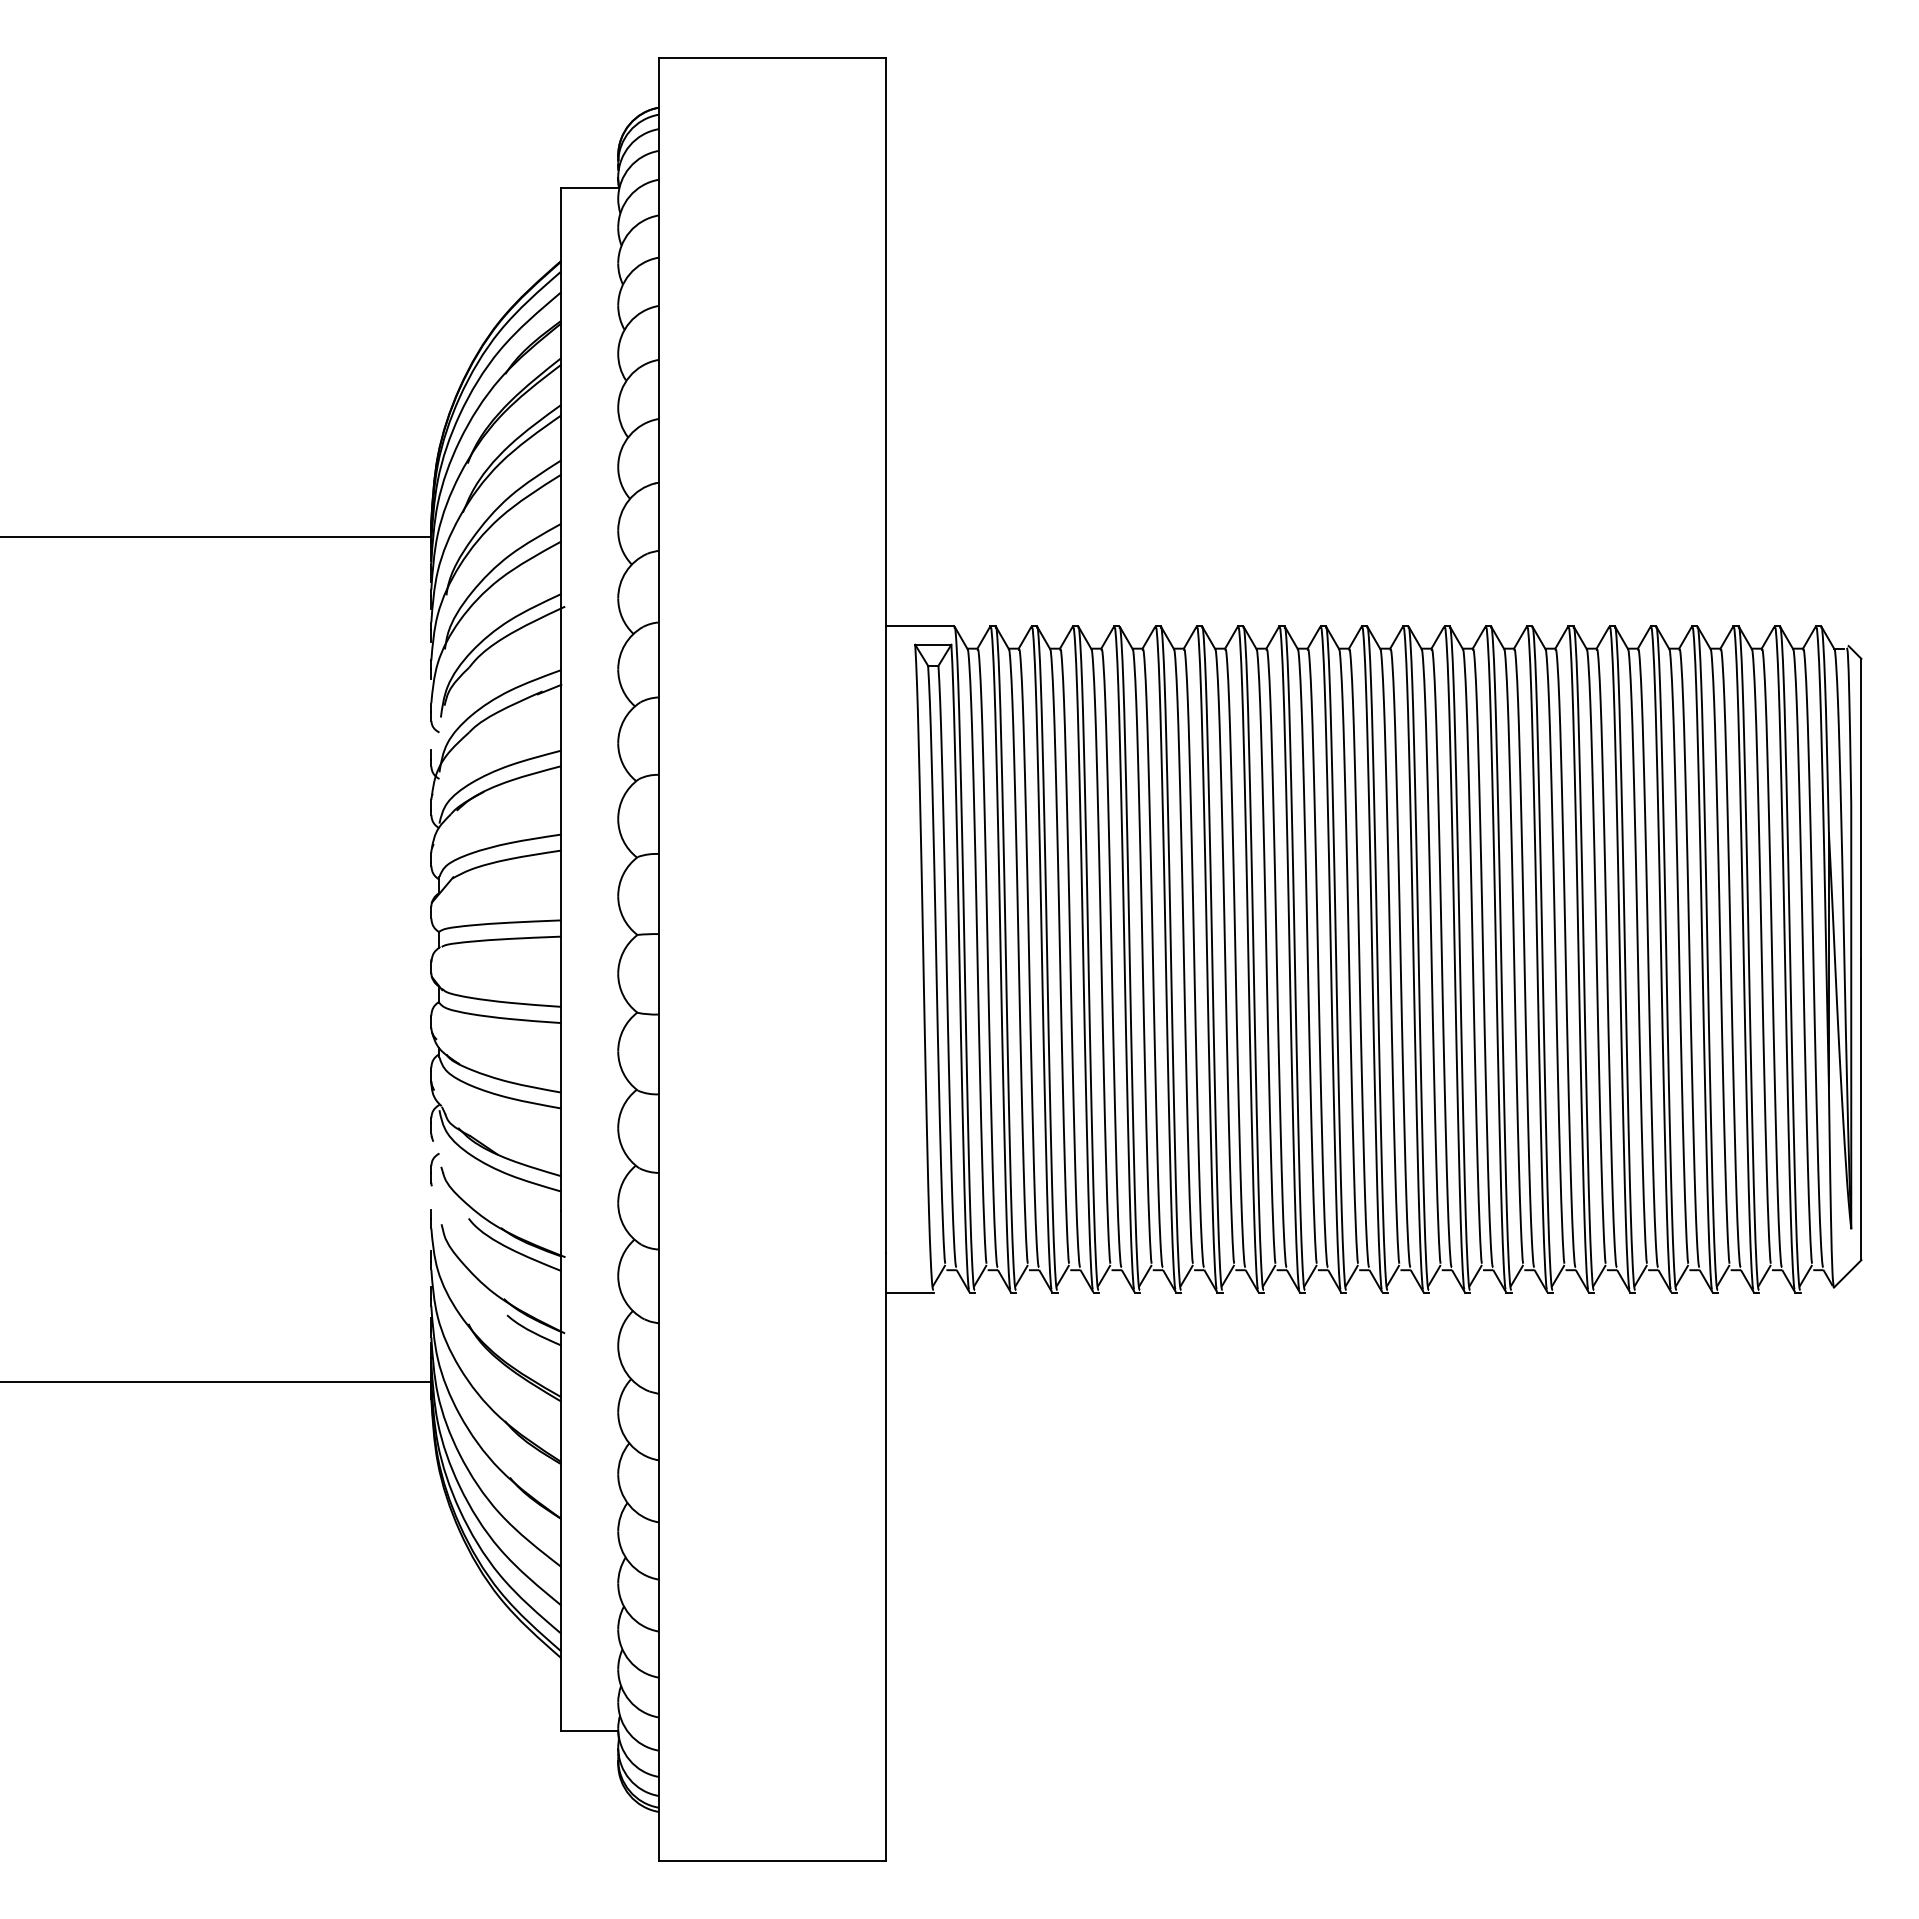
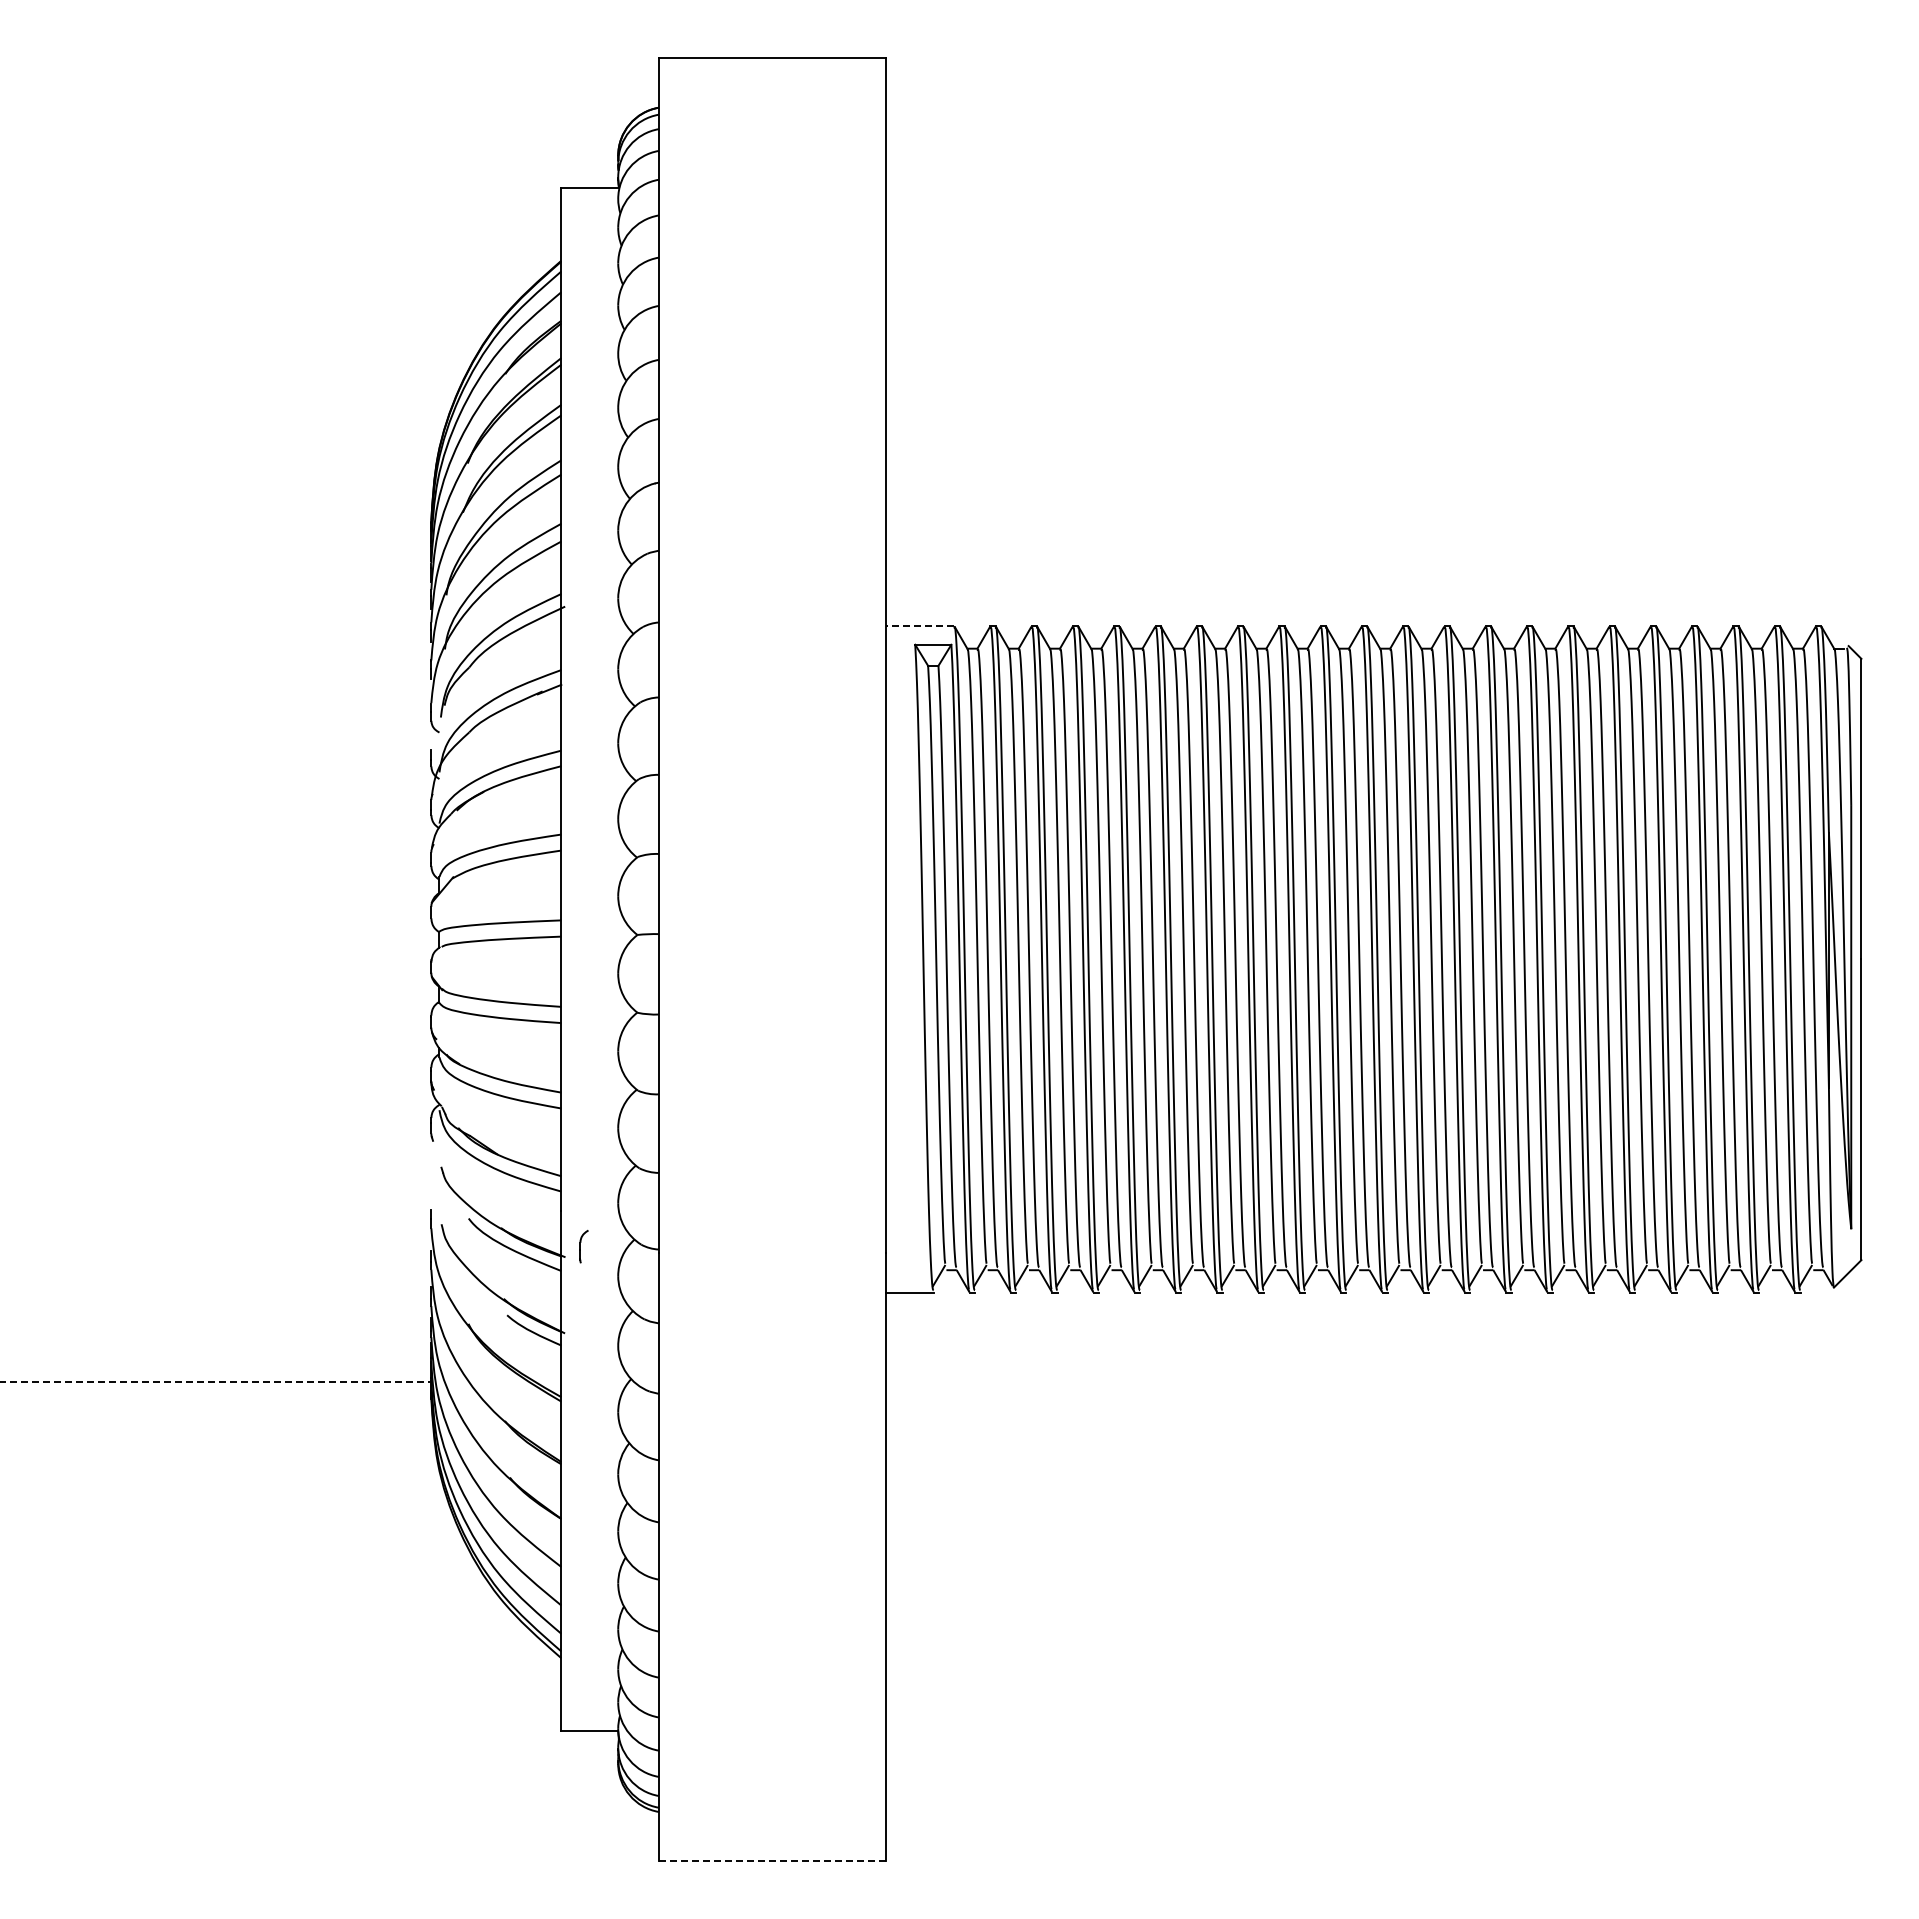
line: present -> none (216, 536)
line: solid -> dashed (920, 626)
part position: (434, 1169) -> (583, 1246) (583, 1246)
line: solid -> dashed (215, 1382)
line: solid -> dashed (772, 1861)
